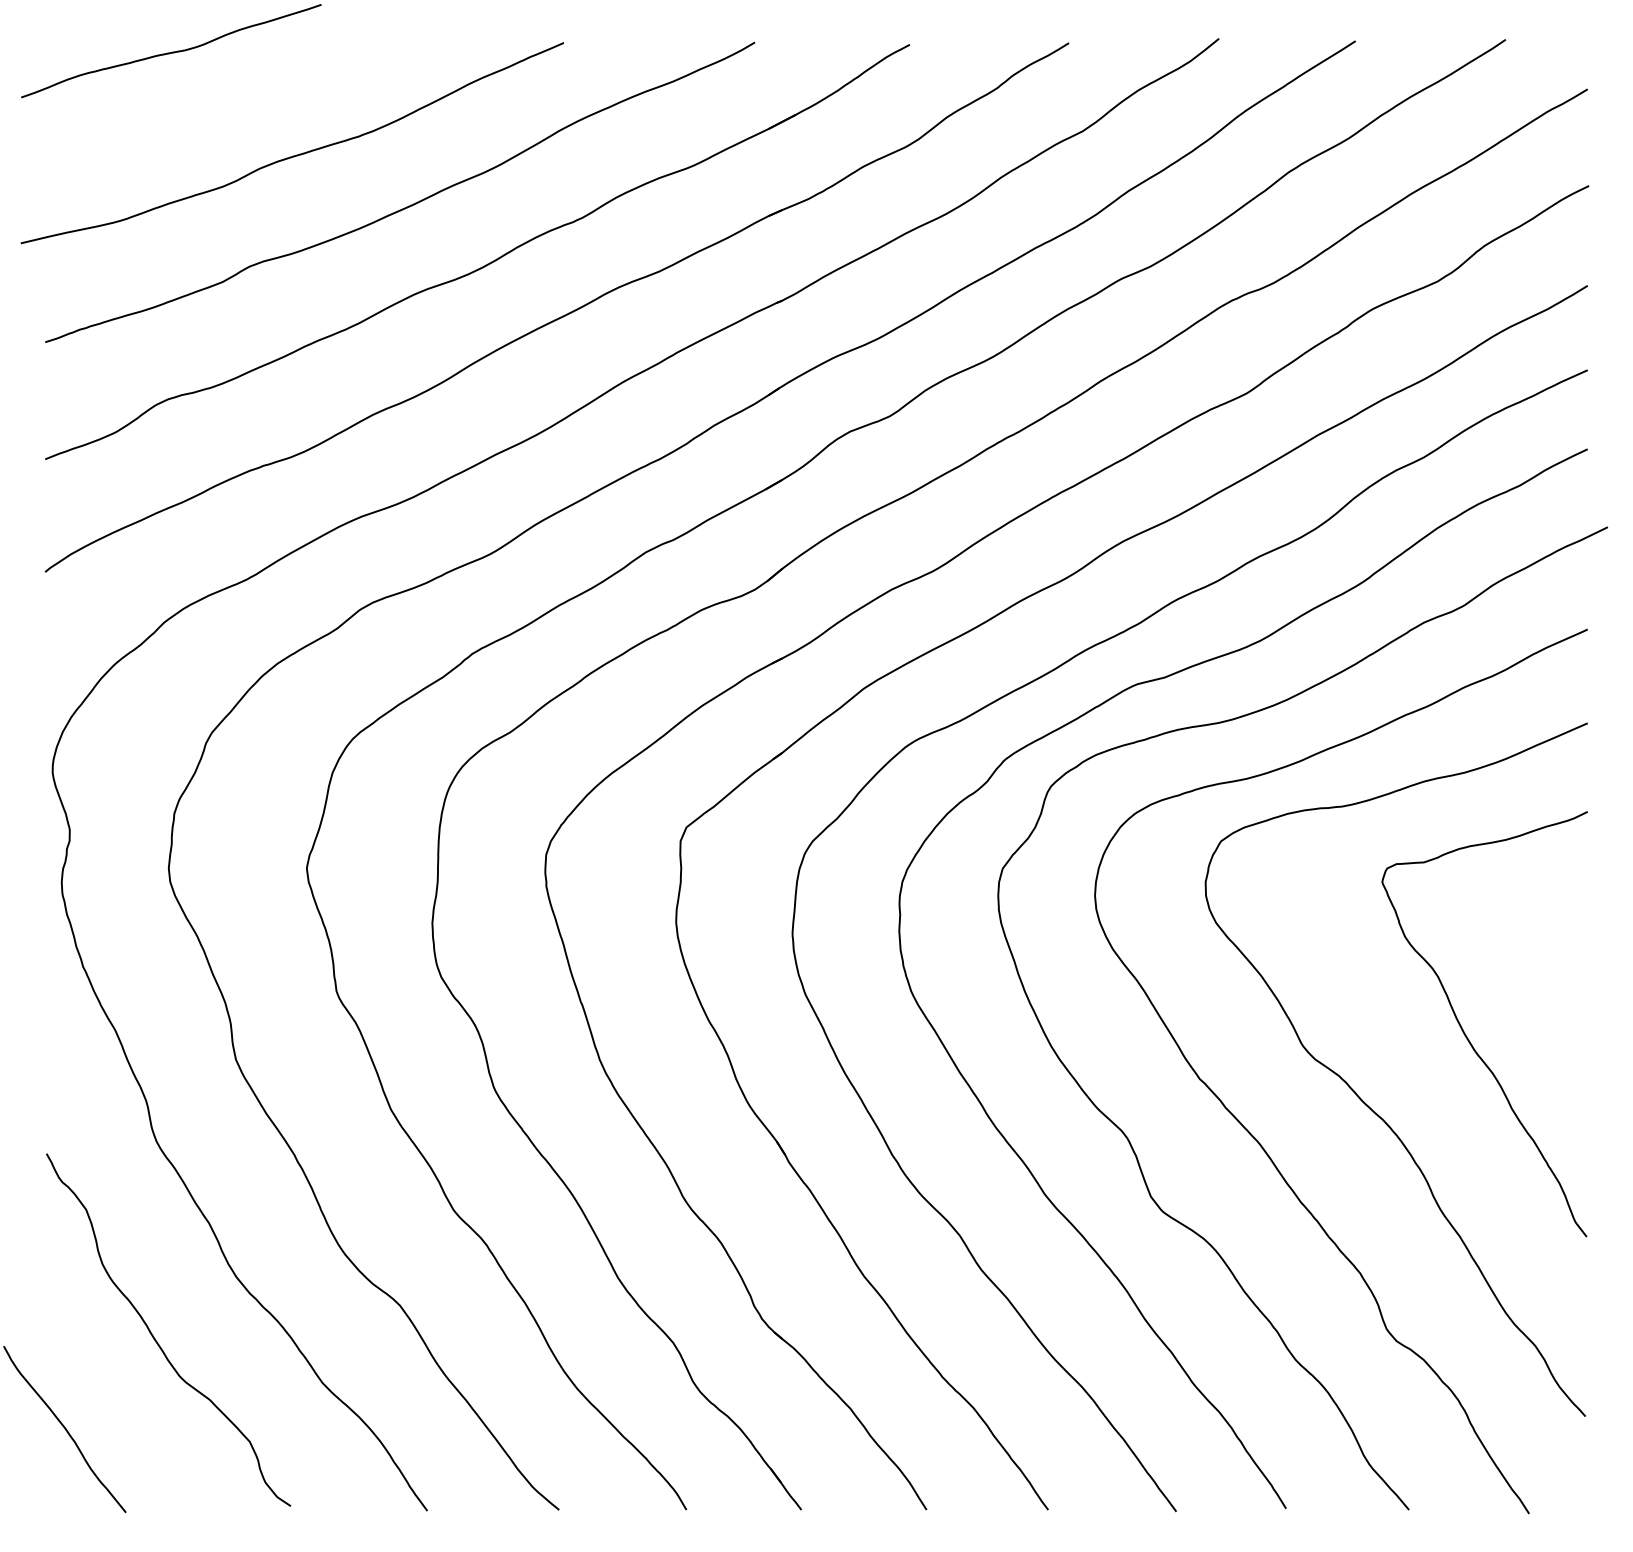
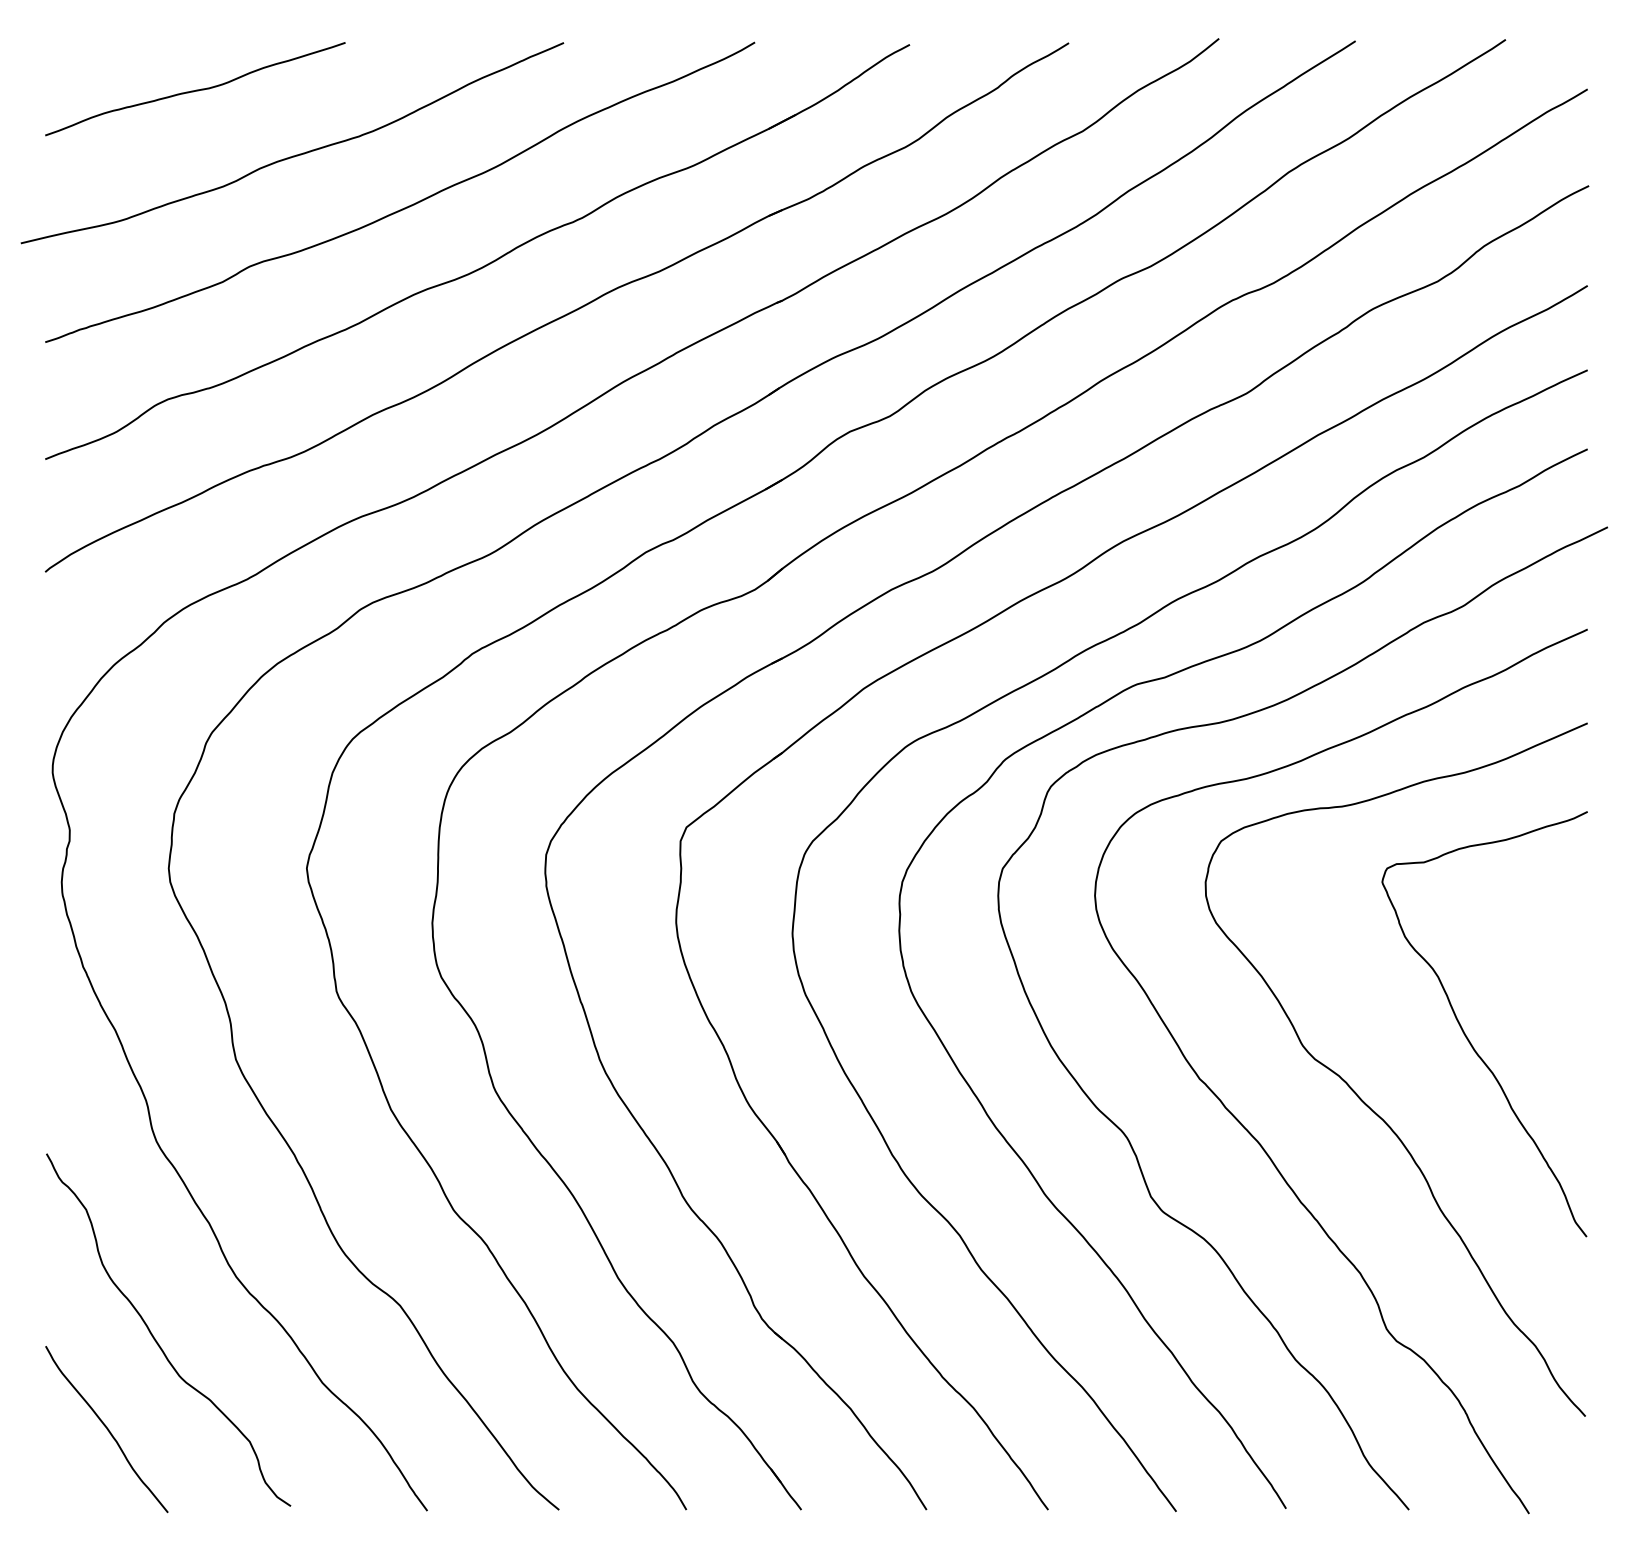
curve position: (172, 51) -> (196, 89) (196, 89)
curve position: (64, 1429) -> (106, 1429) (106, 1429)
